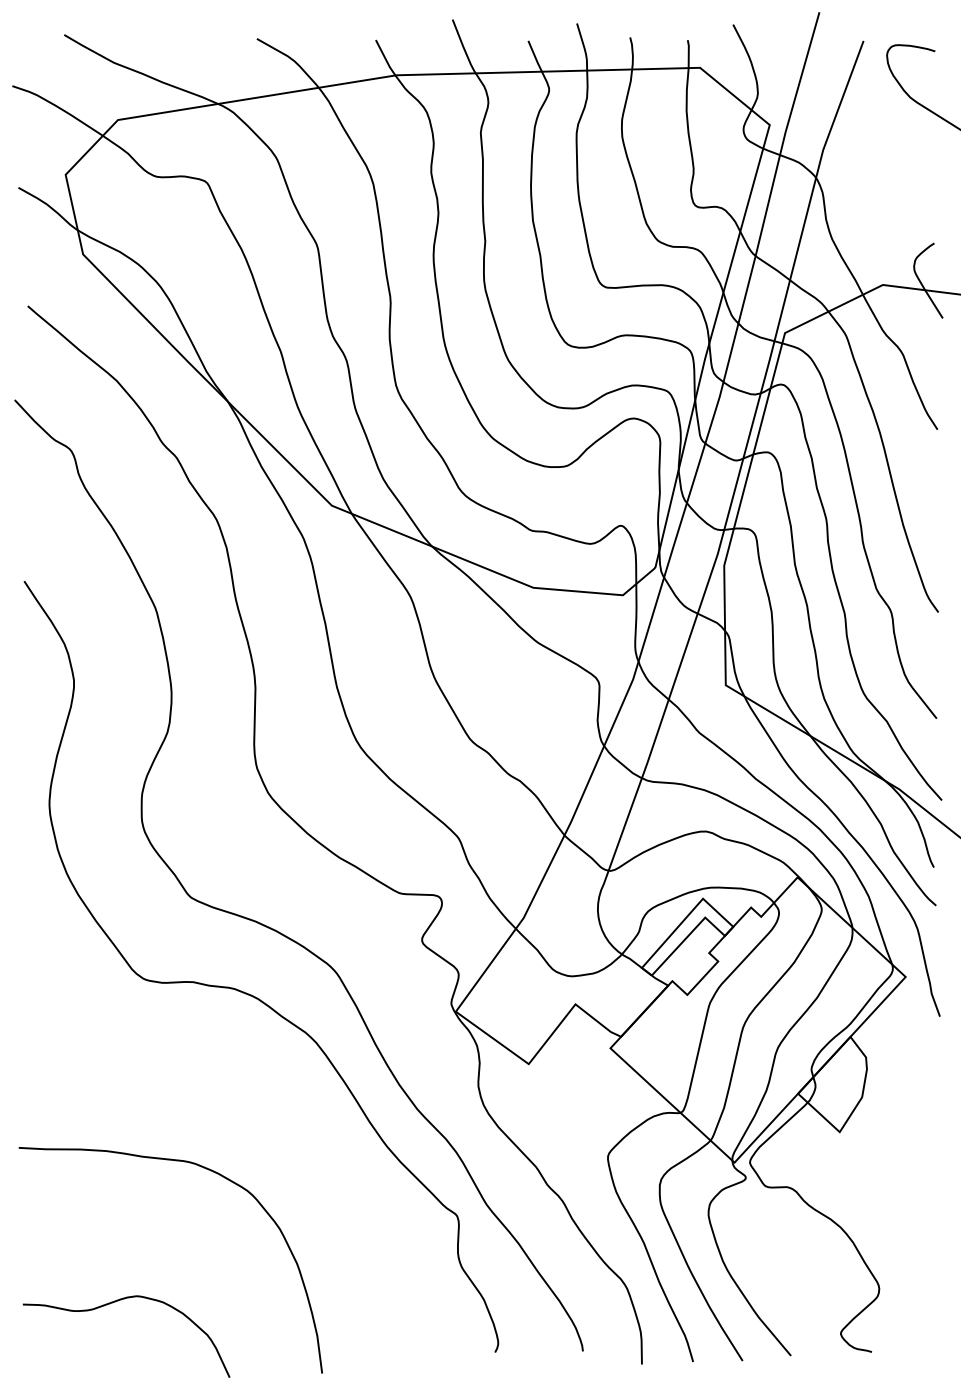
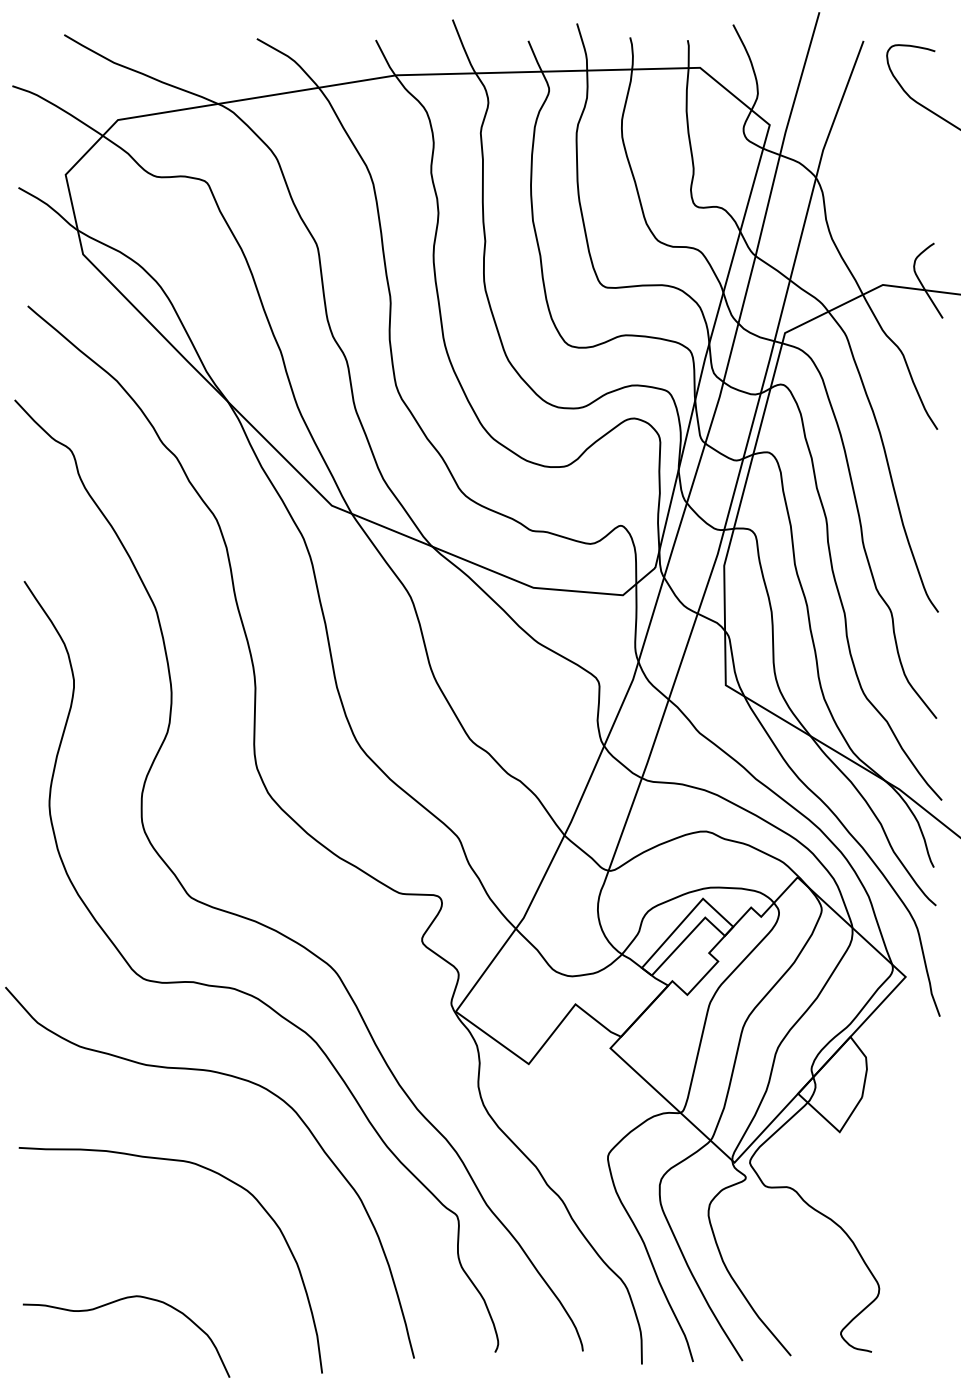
curve: none -> present (235, 1078)
